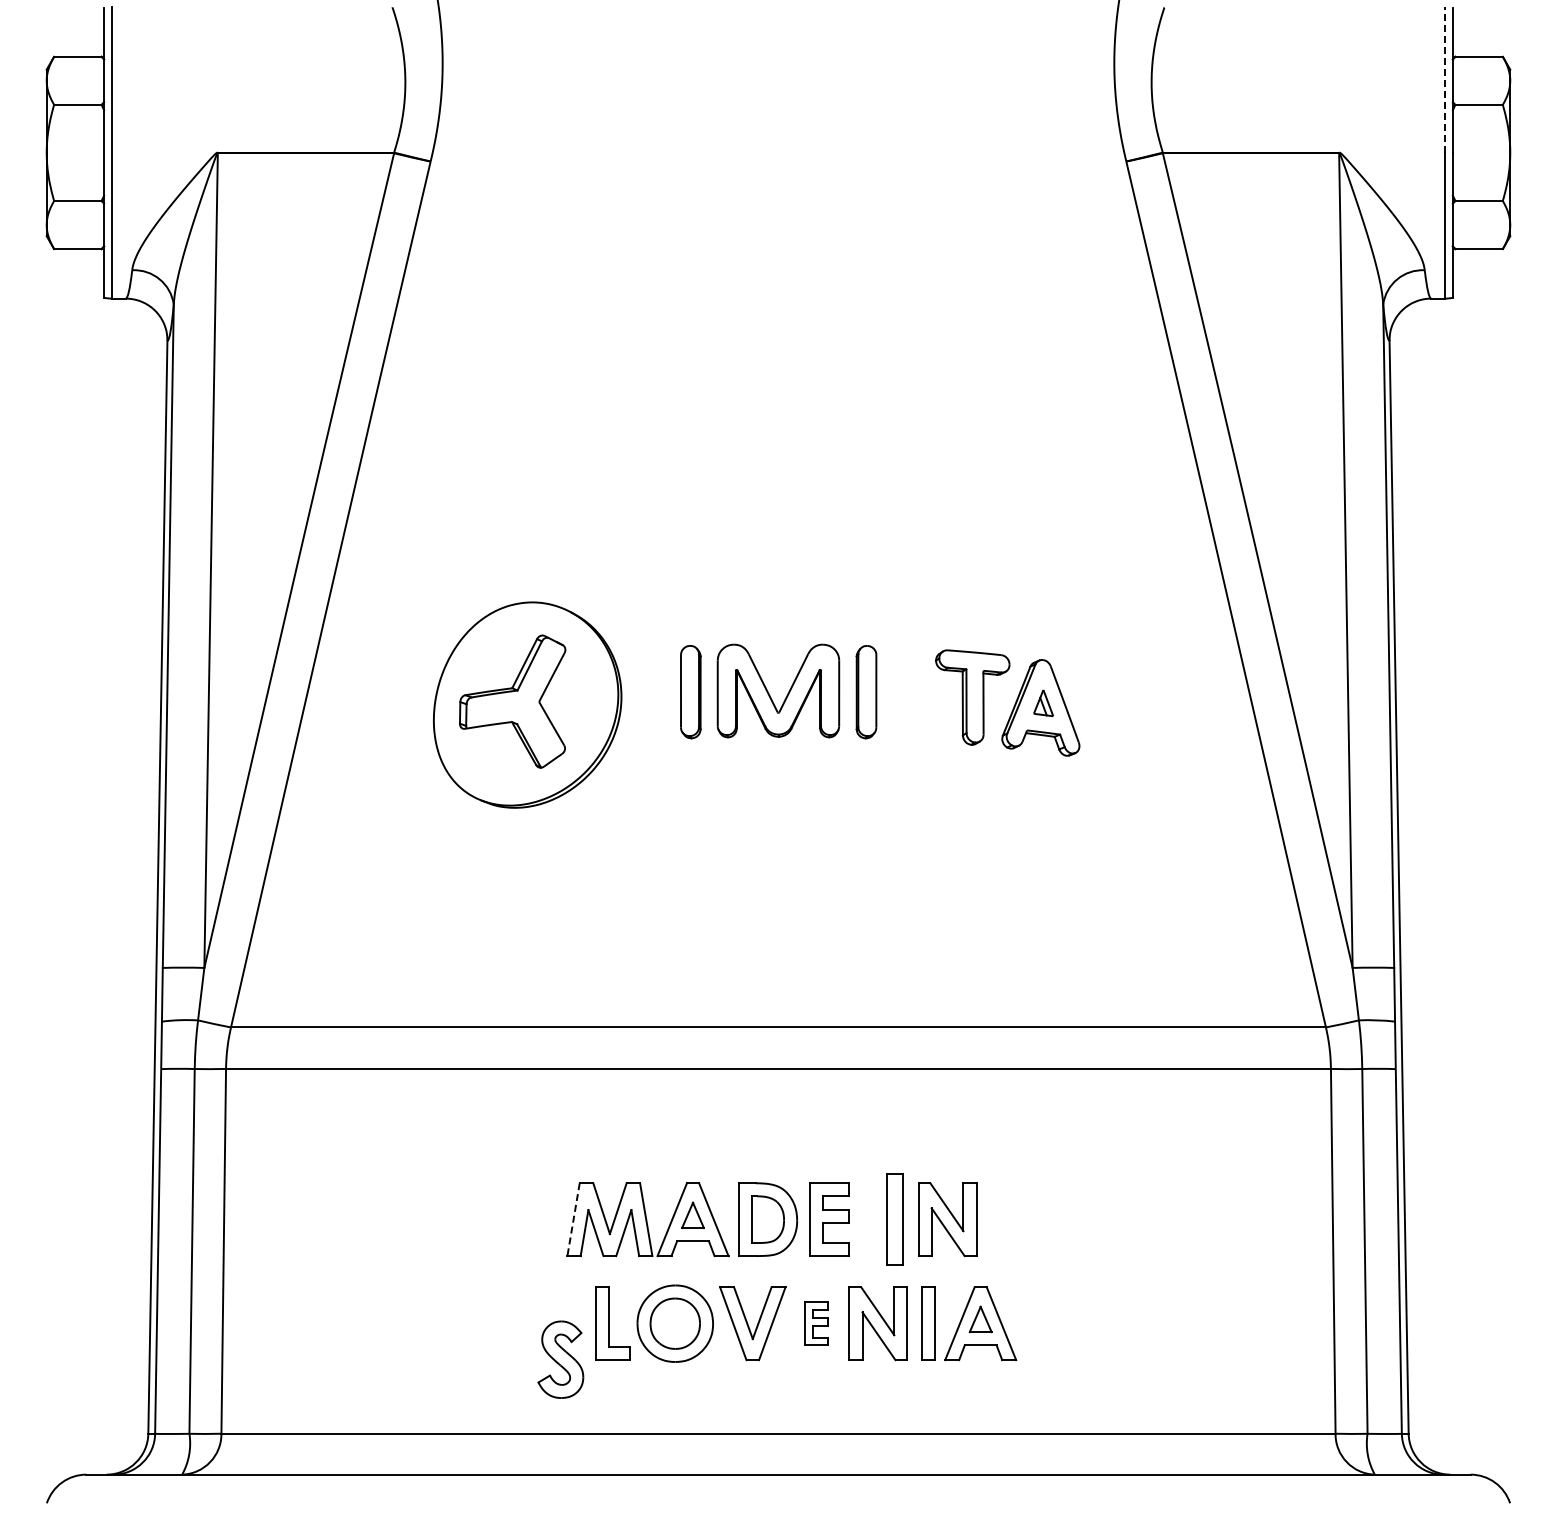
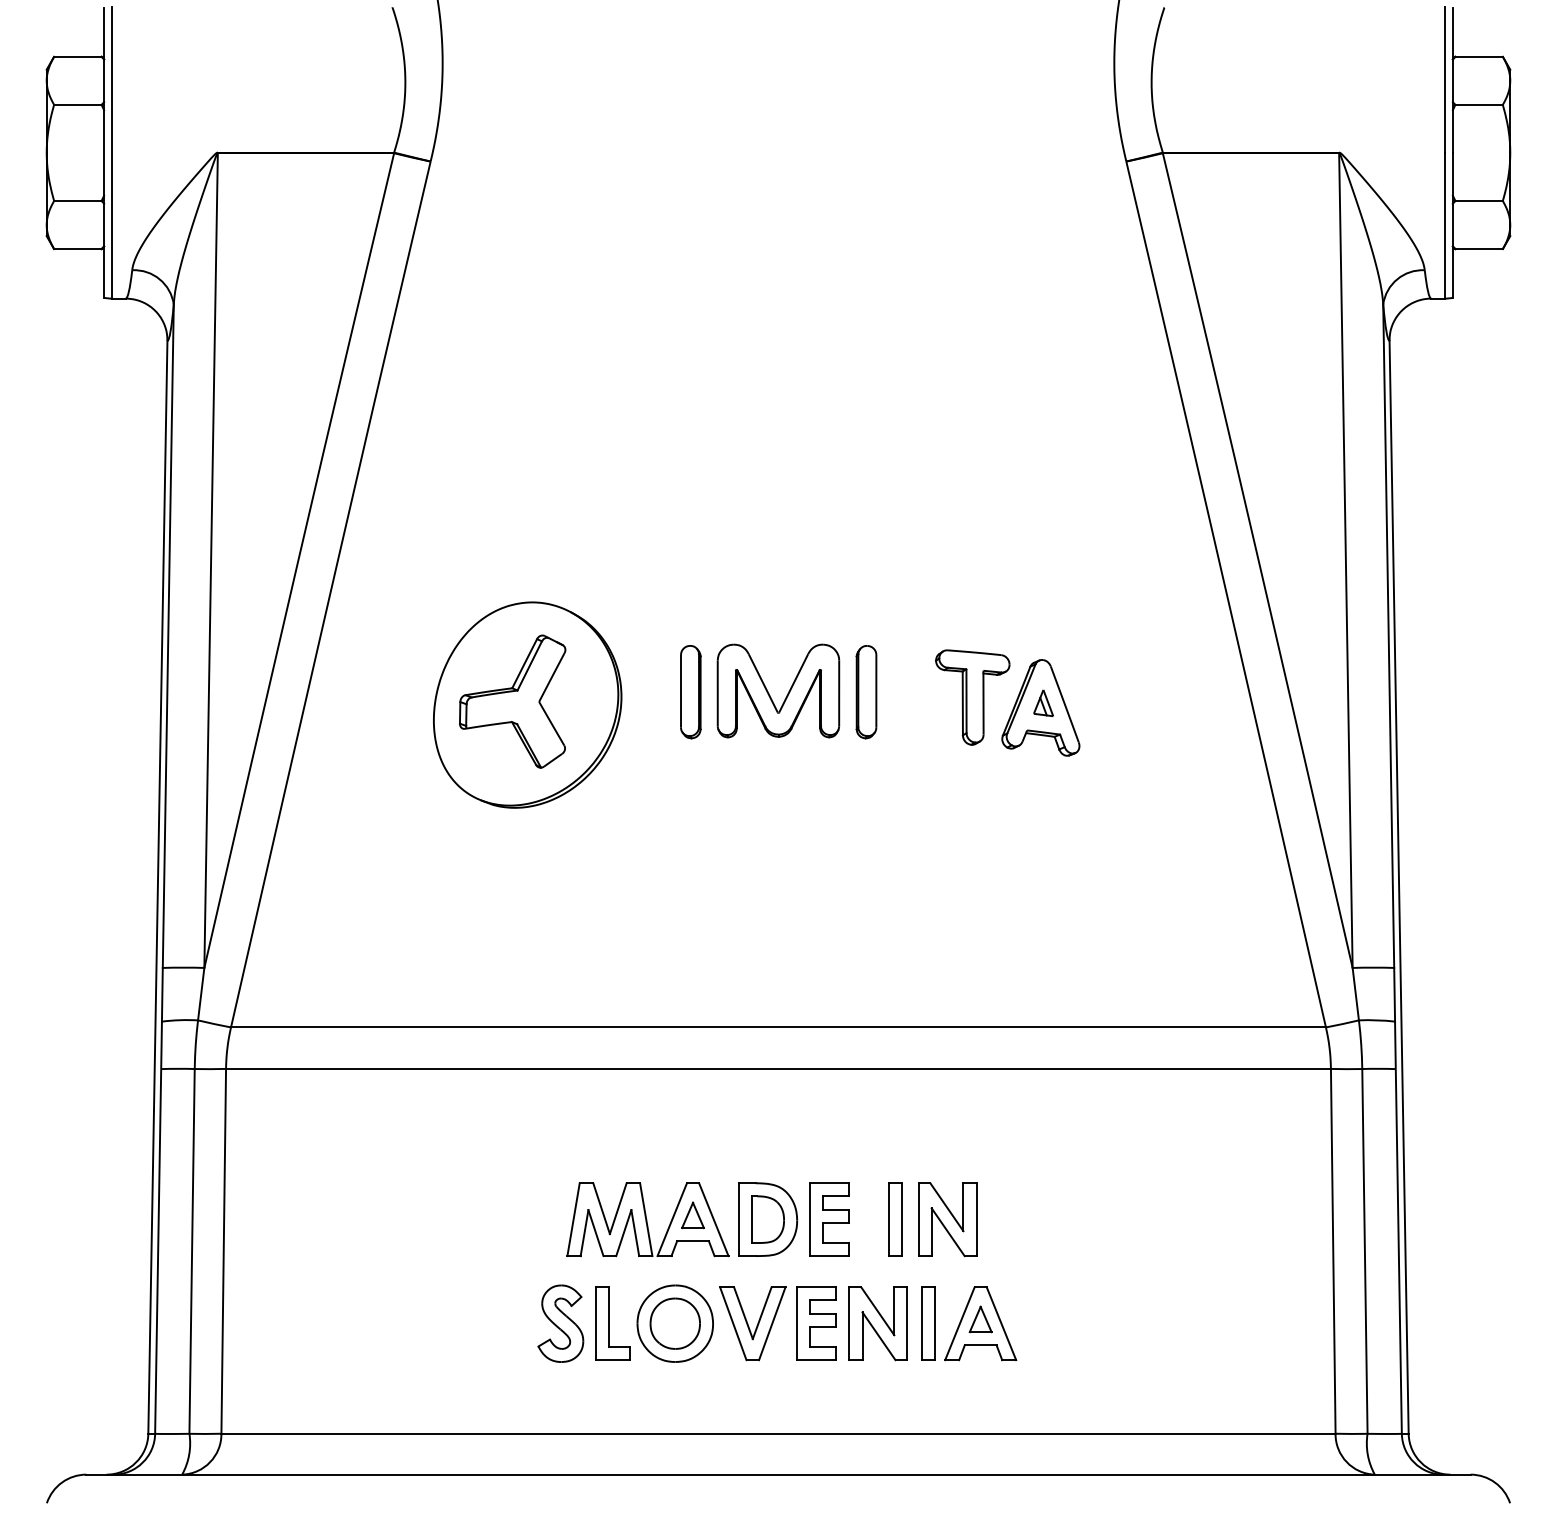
line: dashed -> solid (1444, 80)
line: dashed -> solid (573, 1219)
part size: 18x93 px -> 15x75 px (895, 1219)
part size: 25x45 px -> 41x75 px (816, 1323)
part position: (560, 1359) -> (560, 1323) (560, 1323)
